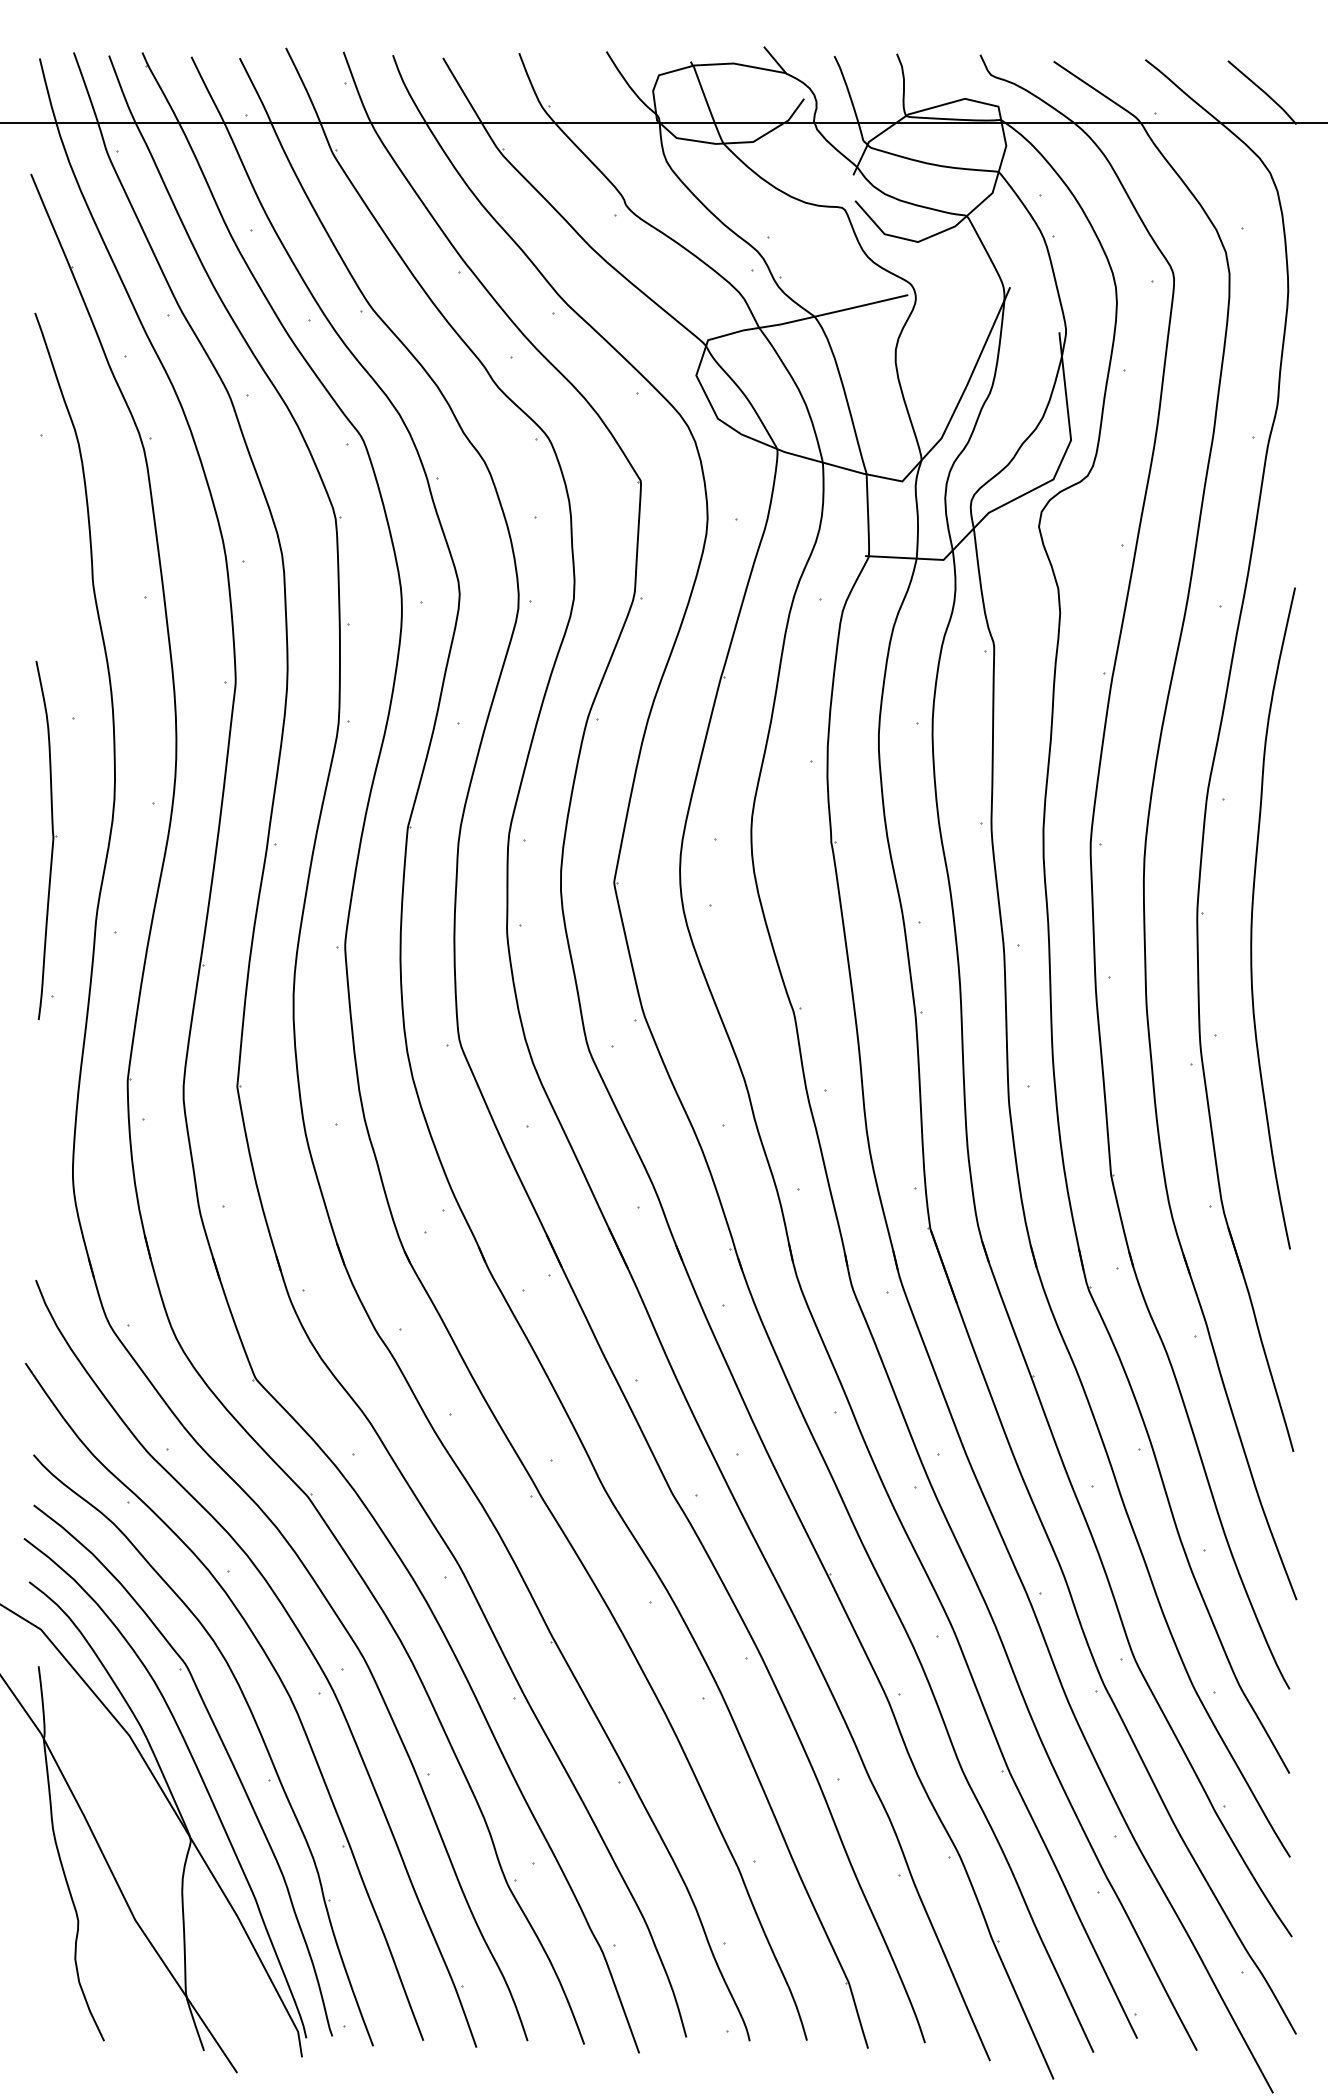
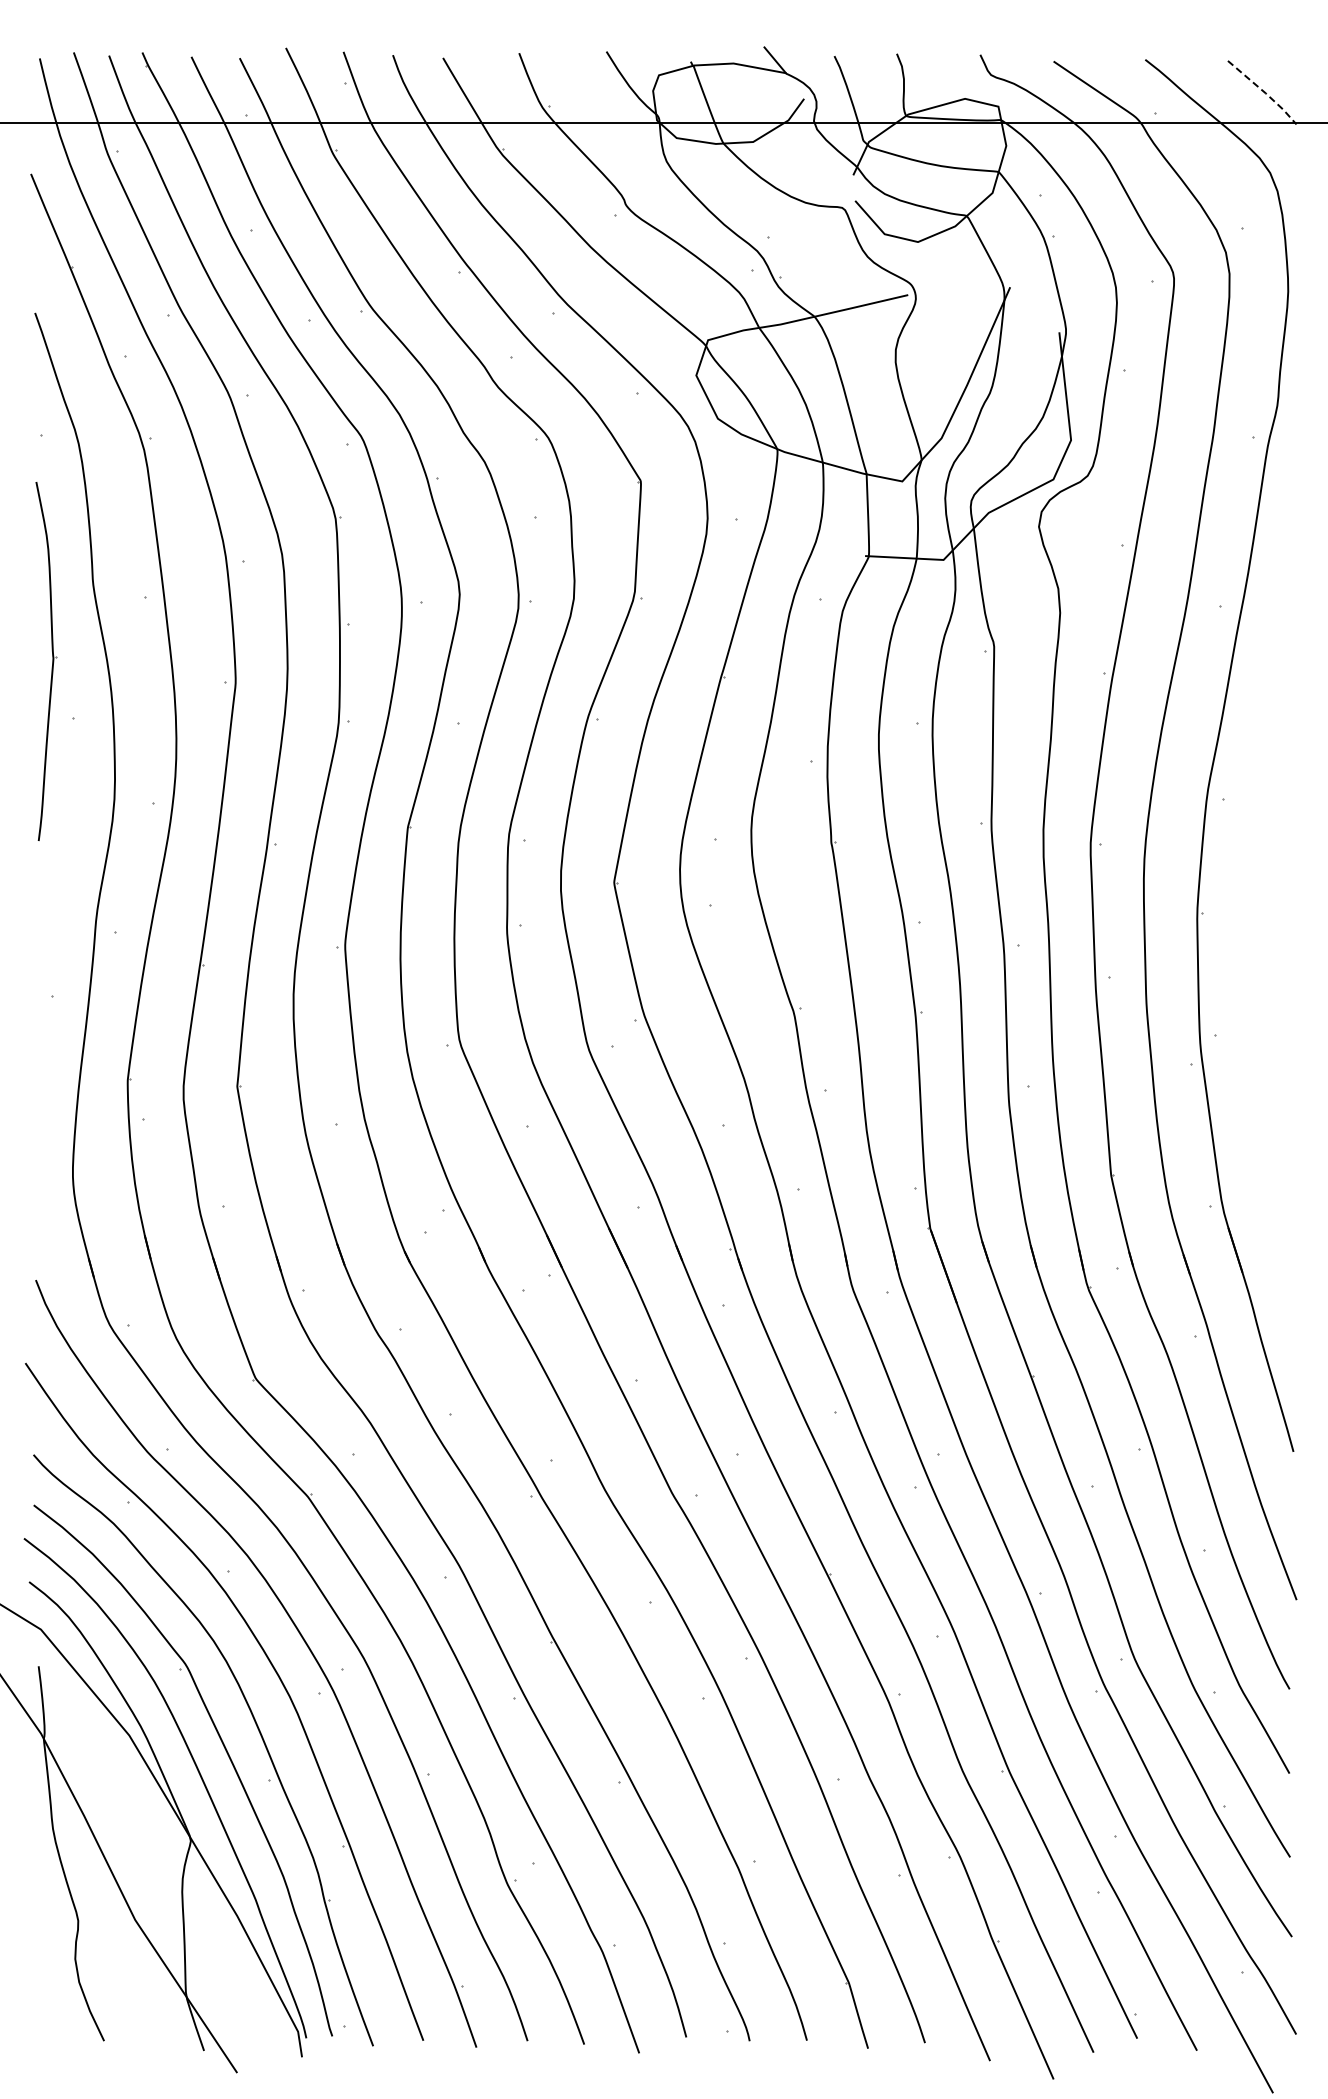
line: solid -> dashed (1264, 92)
part position: (46, 840) -> (46, 661) (46, 661)
curve: present -> none (1252, 918)
